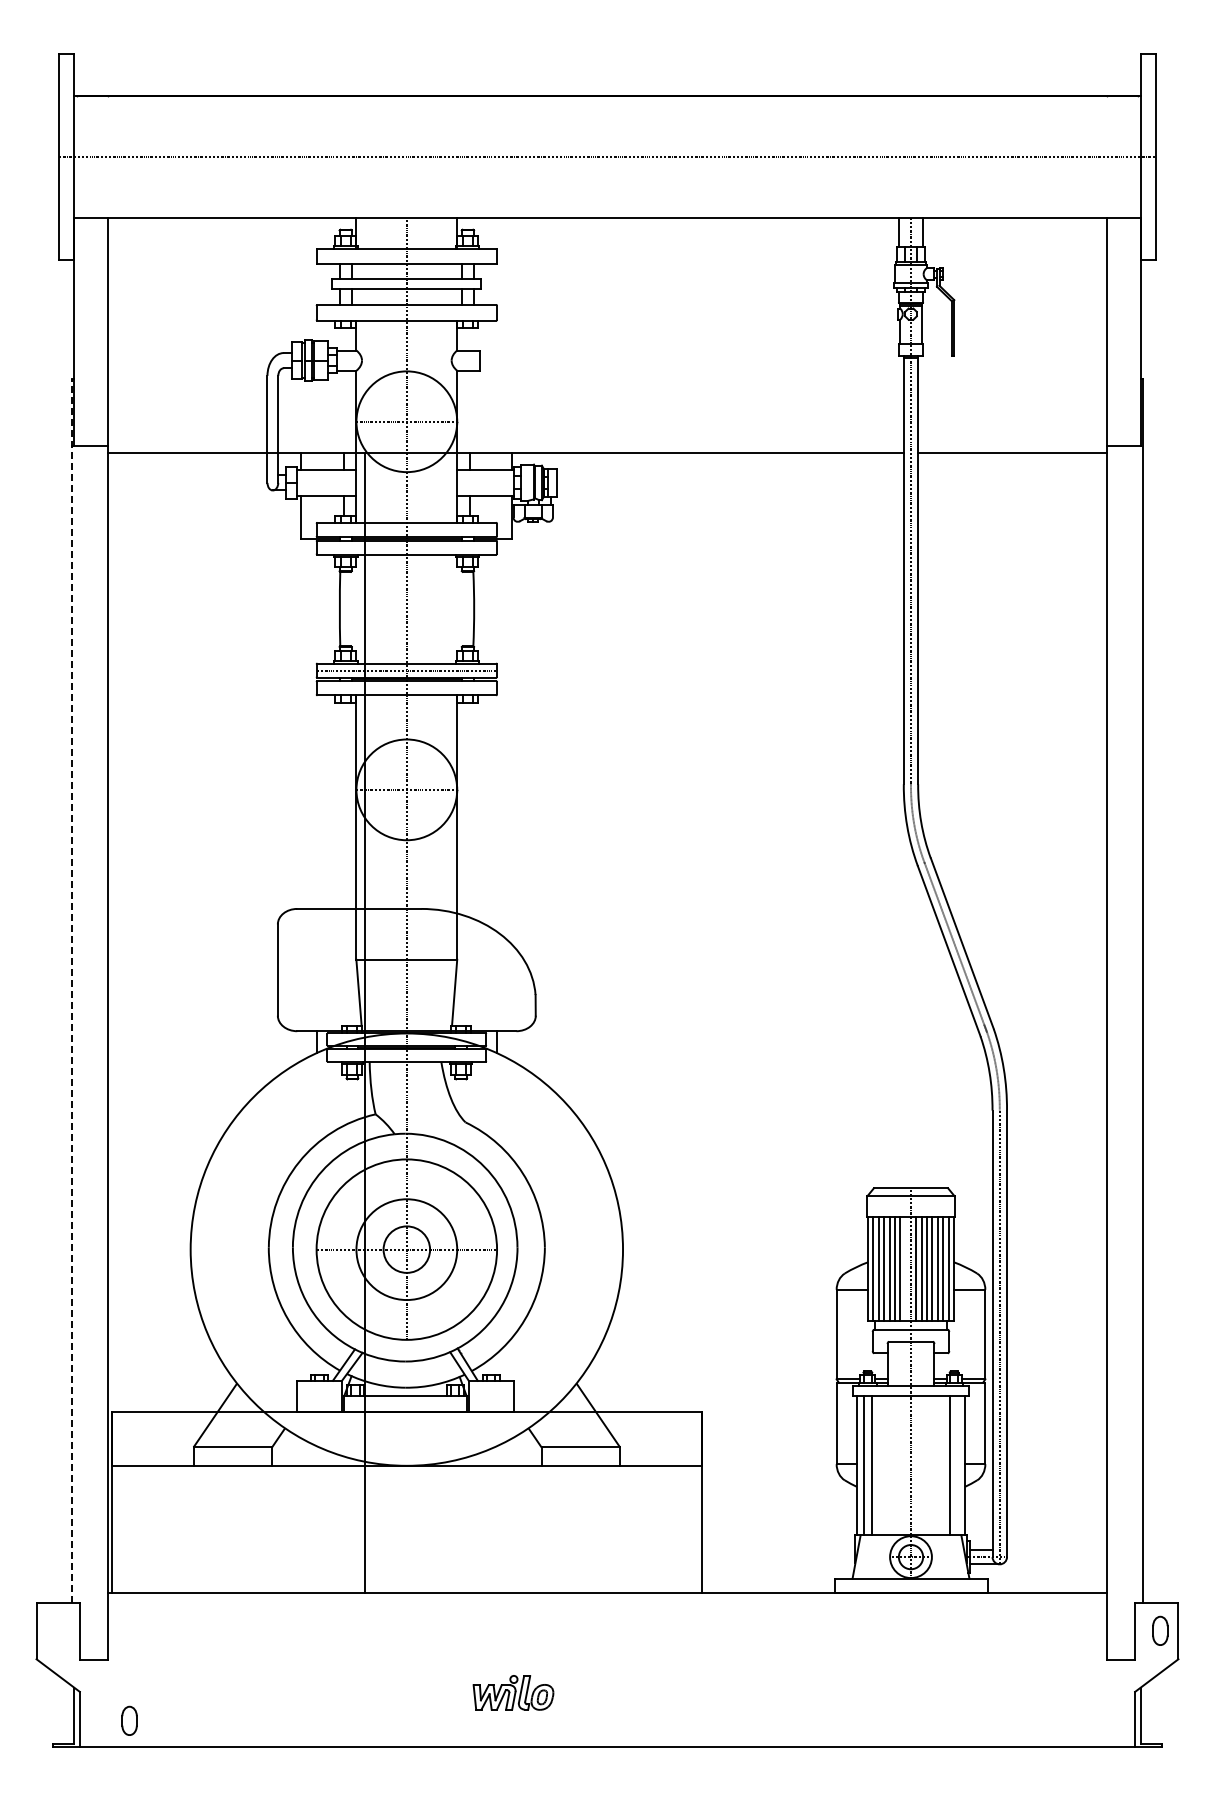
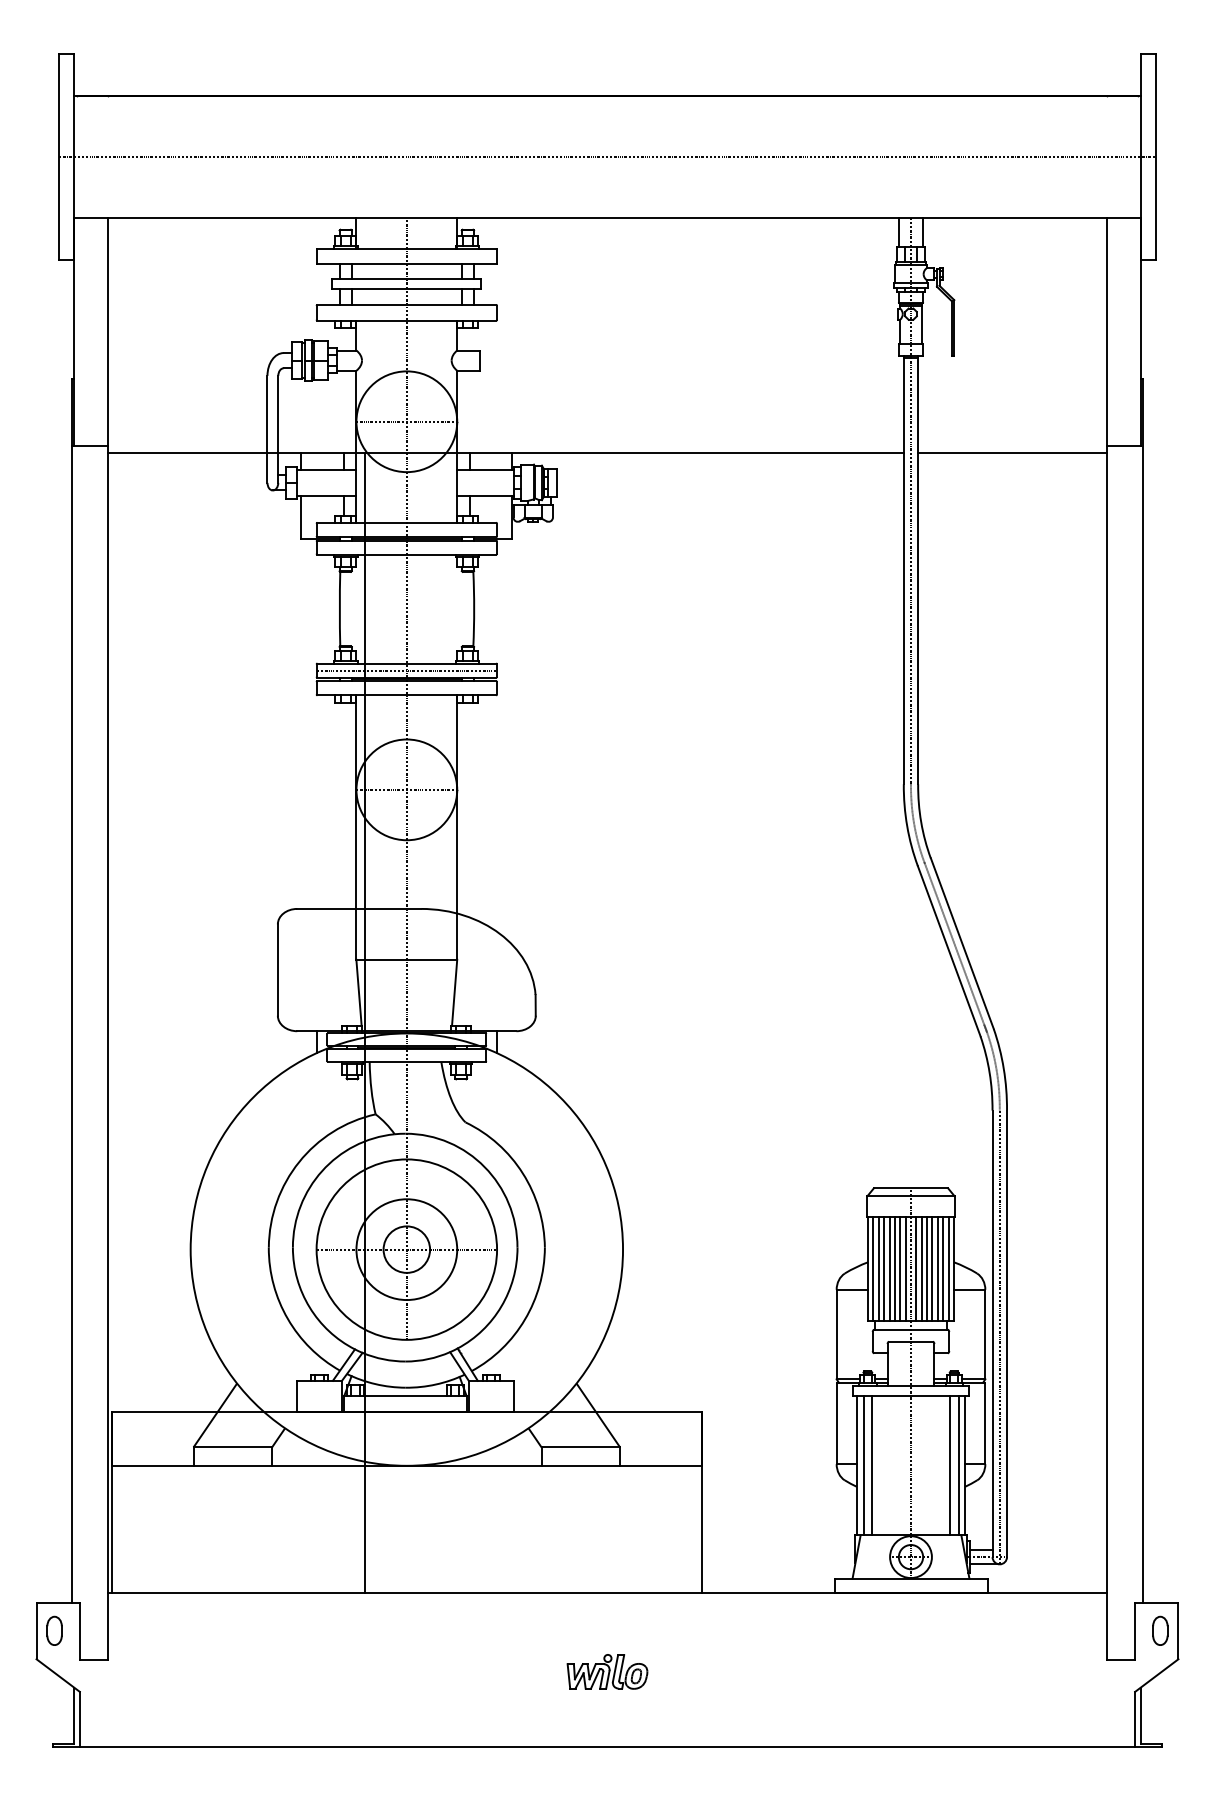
line: dashed -> solid (72, 990)
line: none -> present (905, 1268)
line: none -> present (958, 1465)
part position: (513, 1692) -> (607, 1671) (607, 1671)
part position: (129, 1720) -> (54, 1630) (54, 1630)
